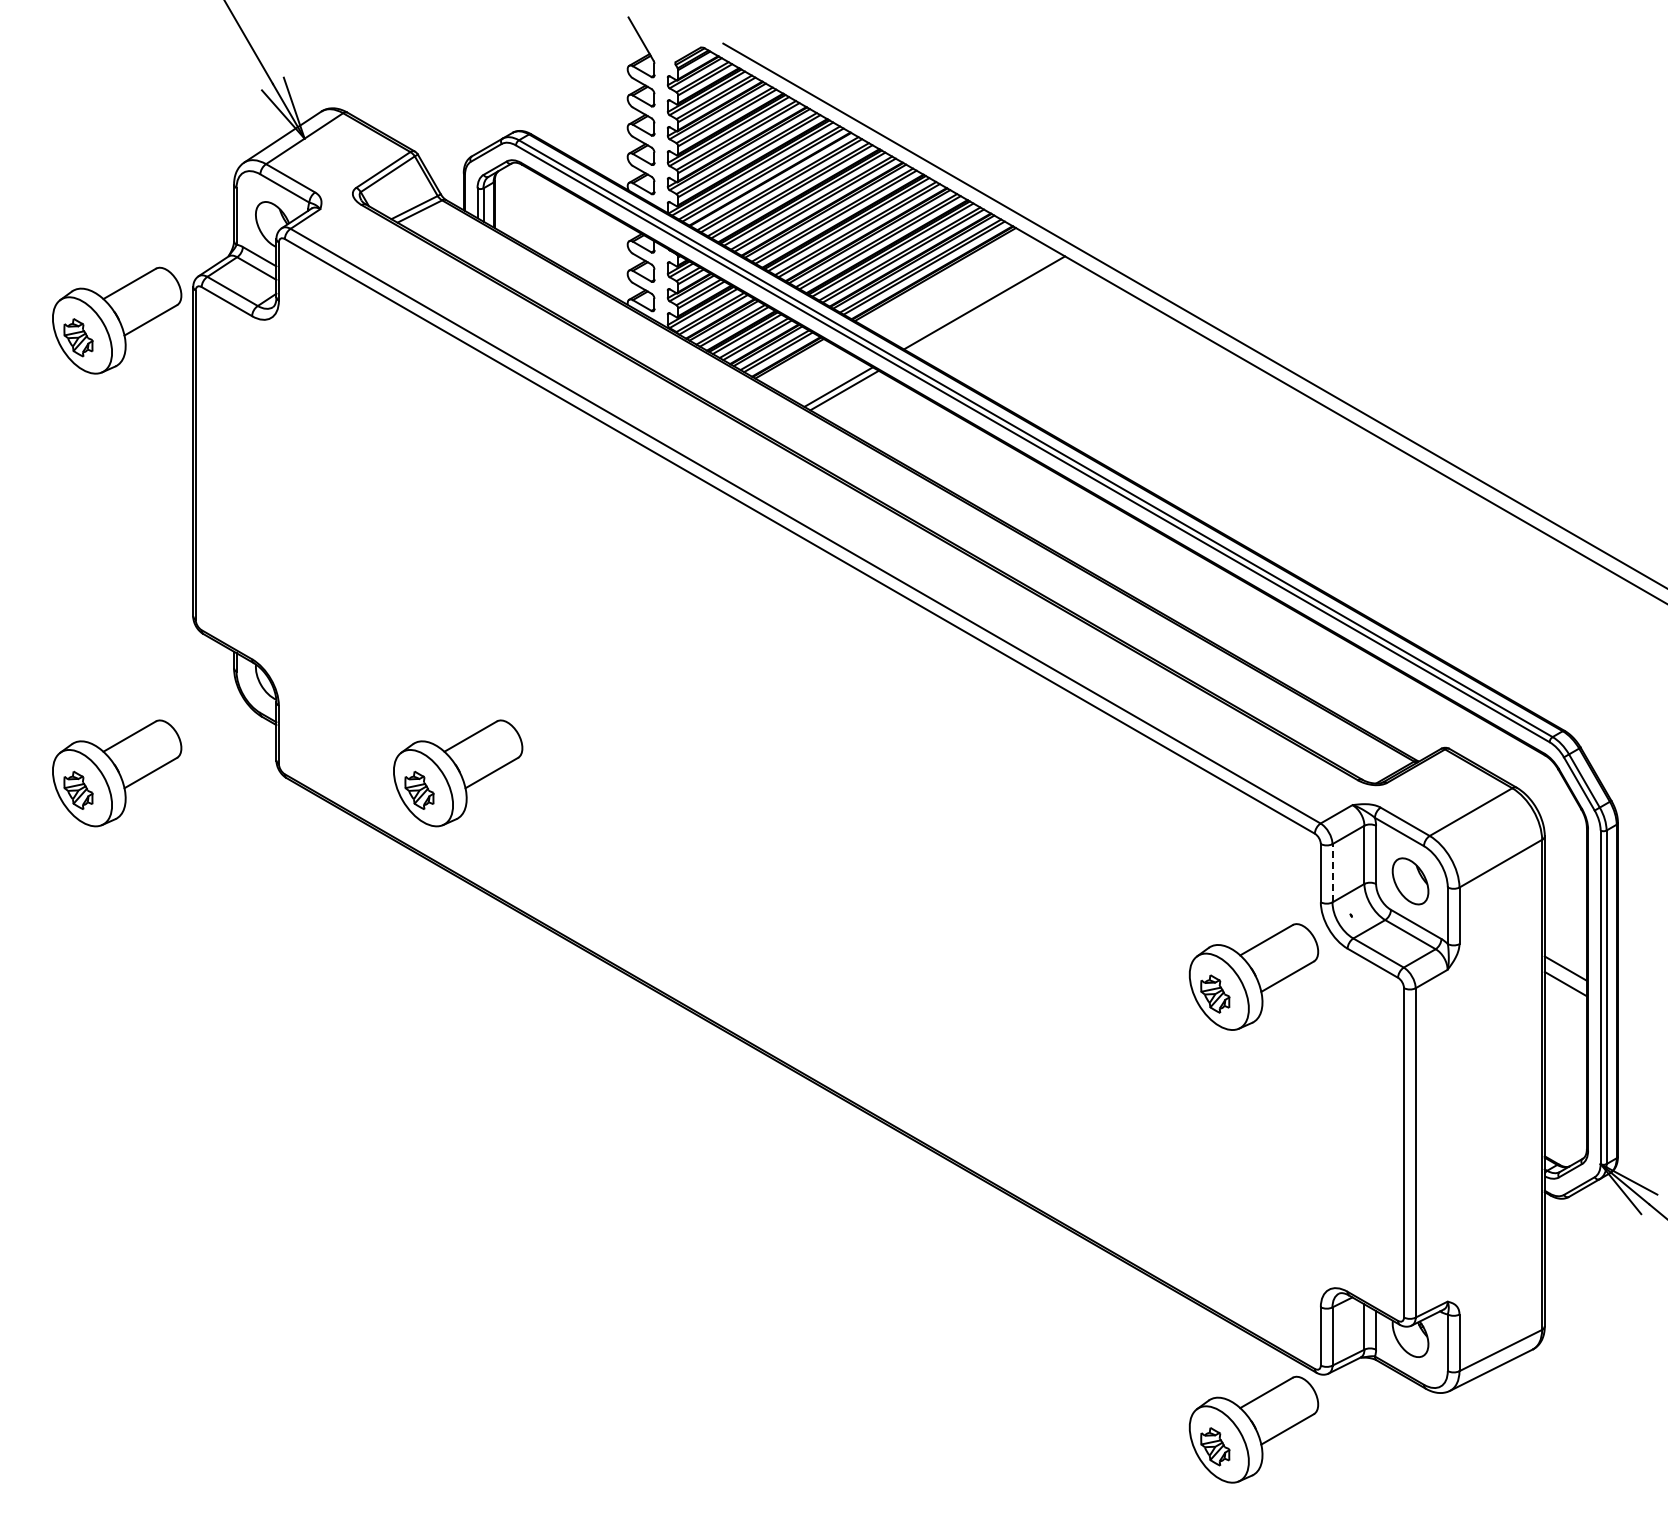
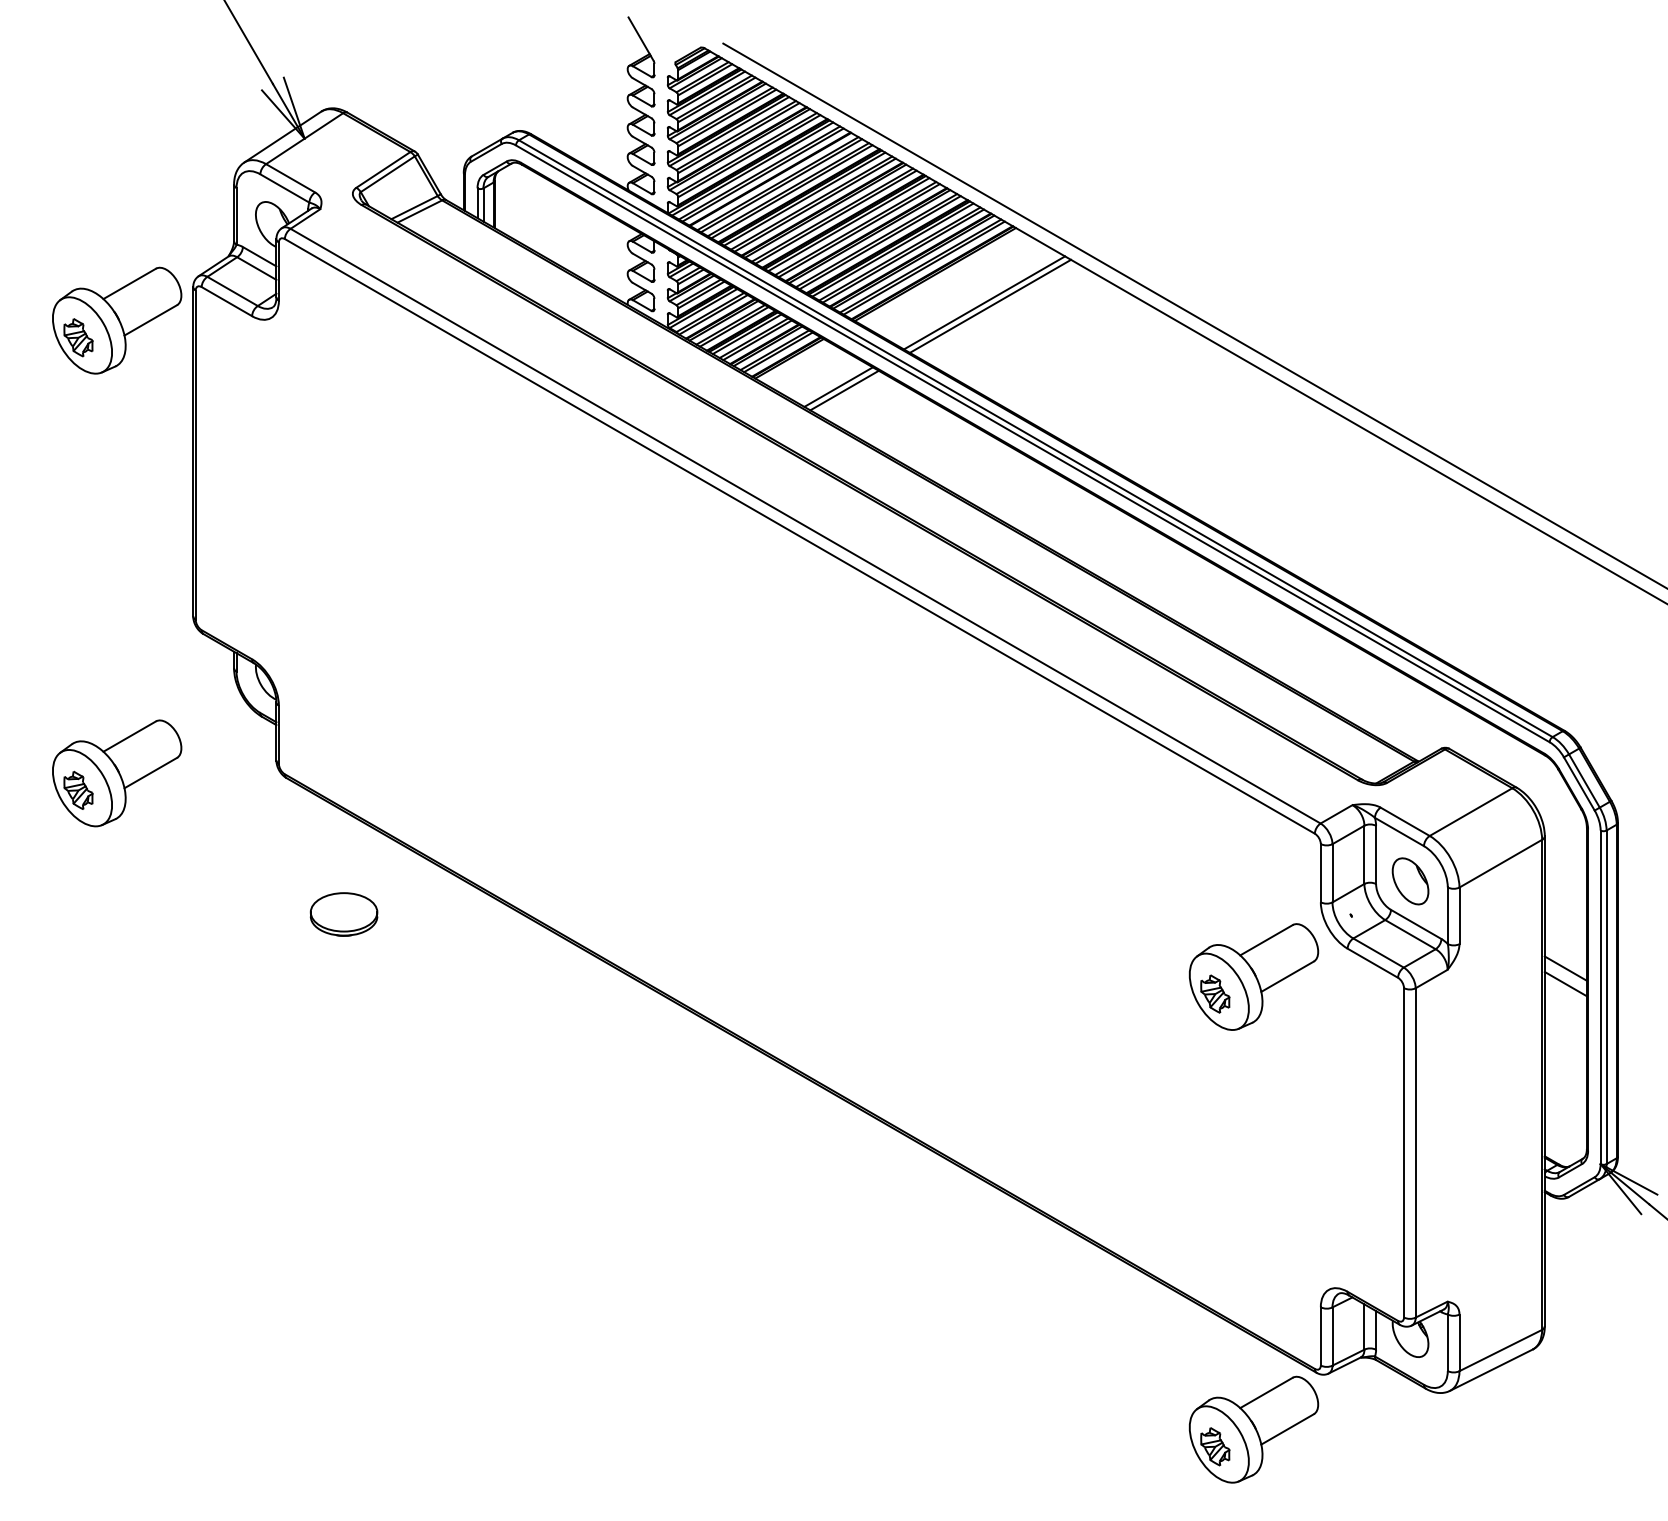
line: none -> present (990, 305)
part: present -> none (458, 773)
line: dashed -> solid (1332, 872)
part: none -> present (343, 914)
